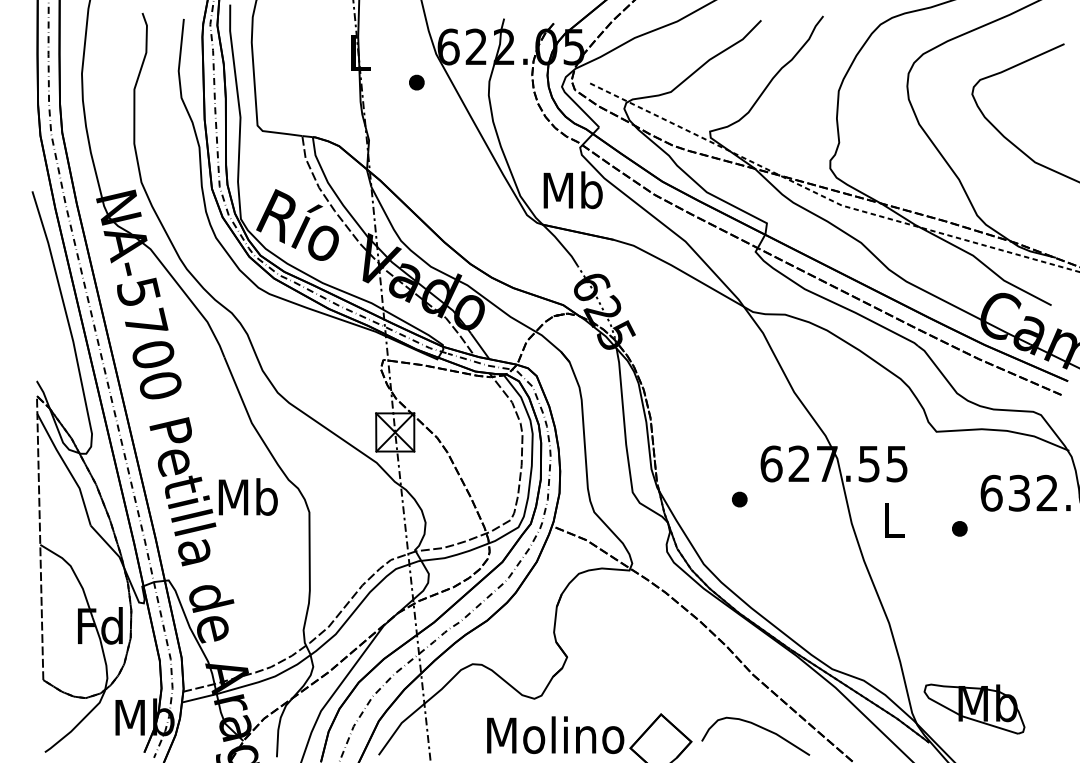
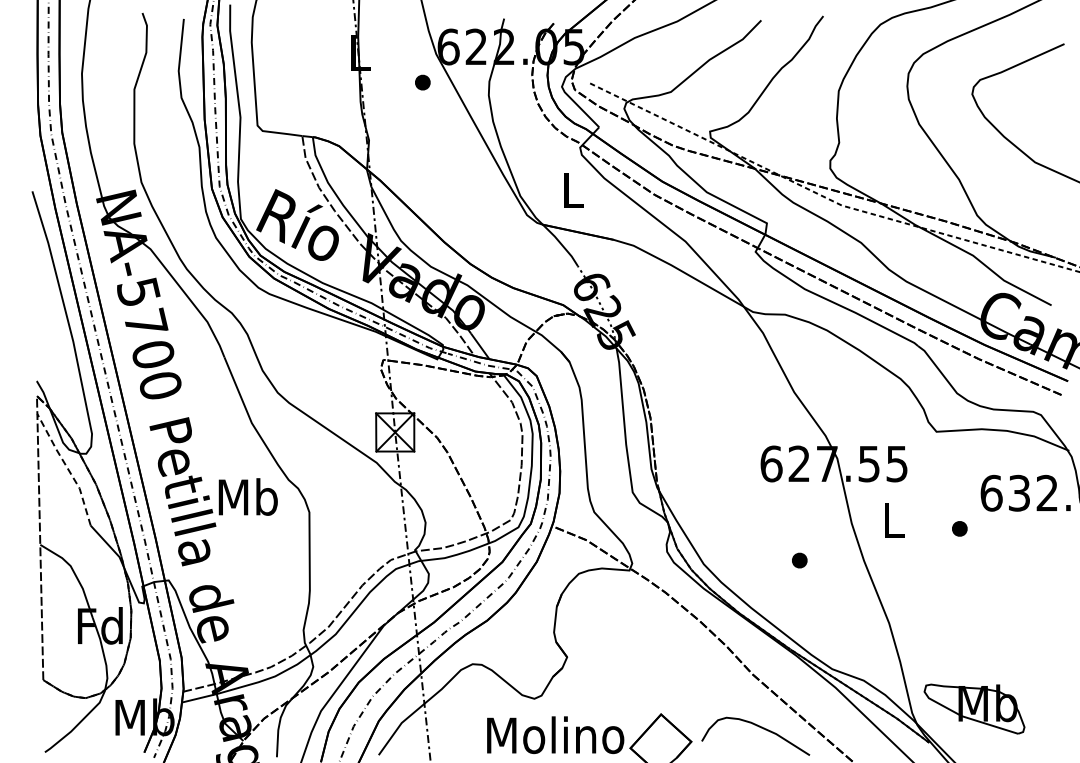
part position: (416, 82) -> (422, 82) (422, 82)
text: Mb -> L (572, 190)
line: solid -> dashed (67, 468)
part position: (739, 499) -> (799, 560) (799, 560)
